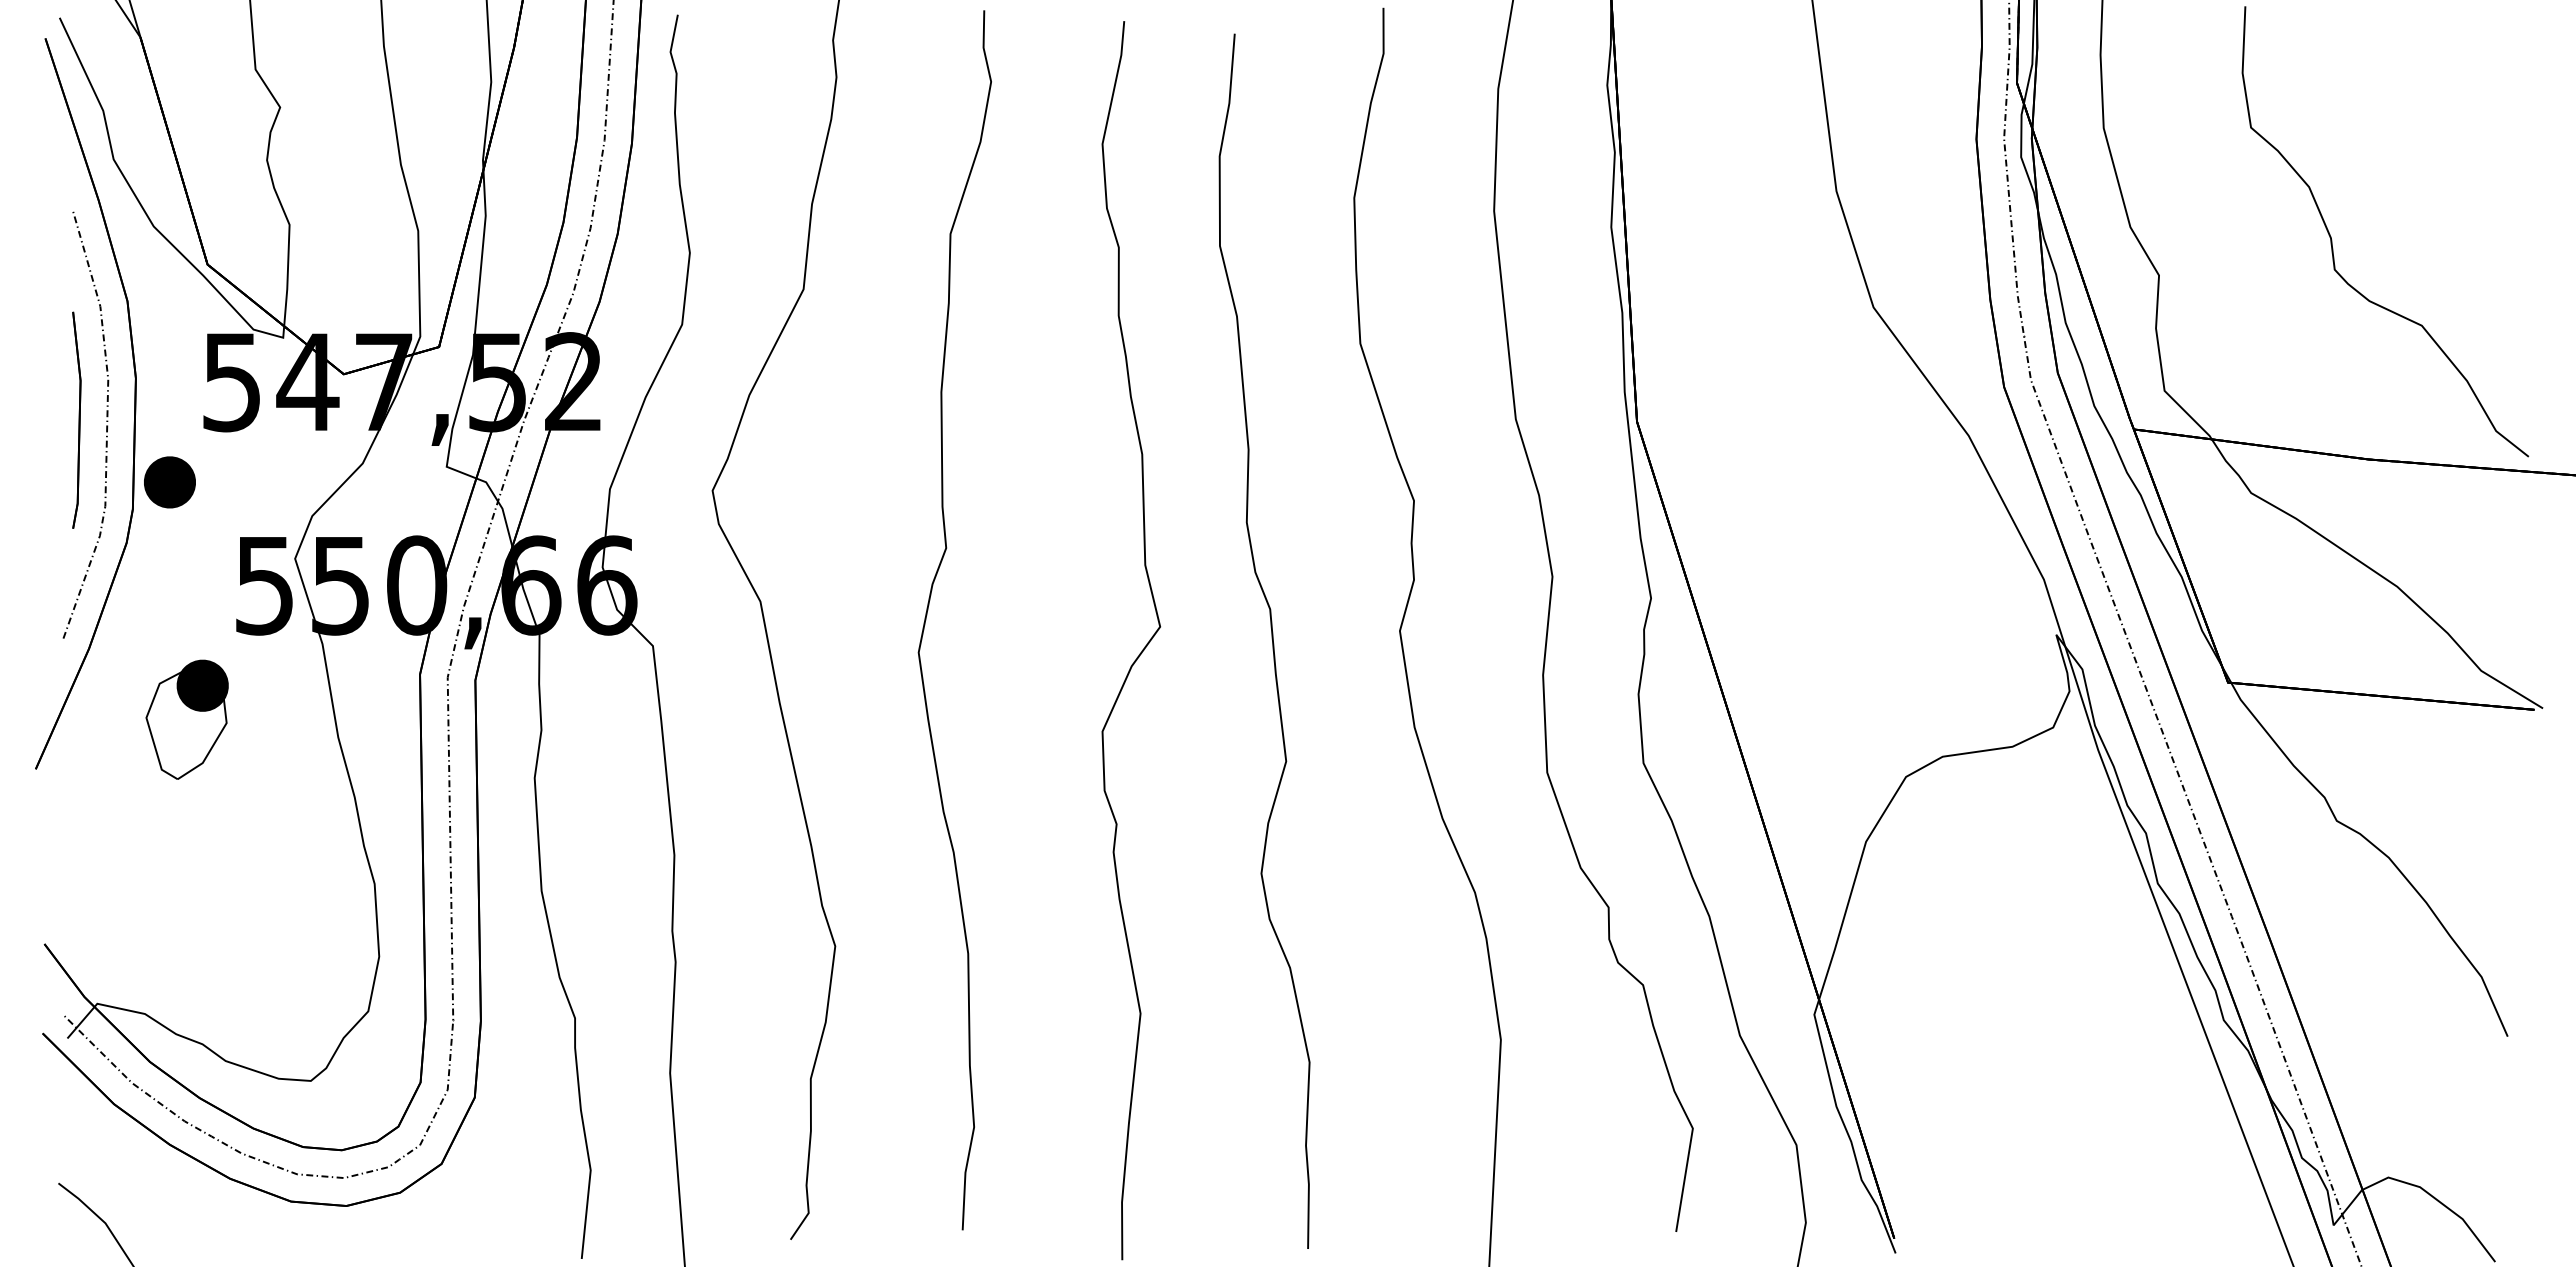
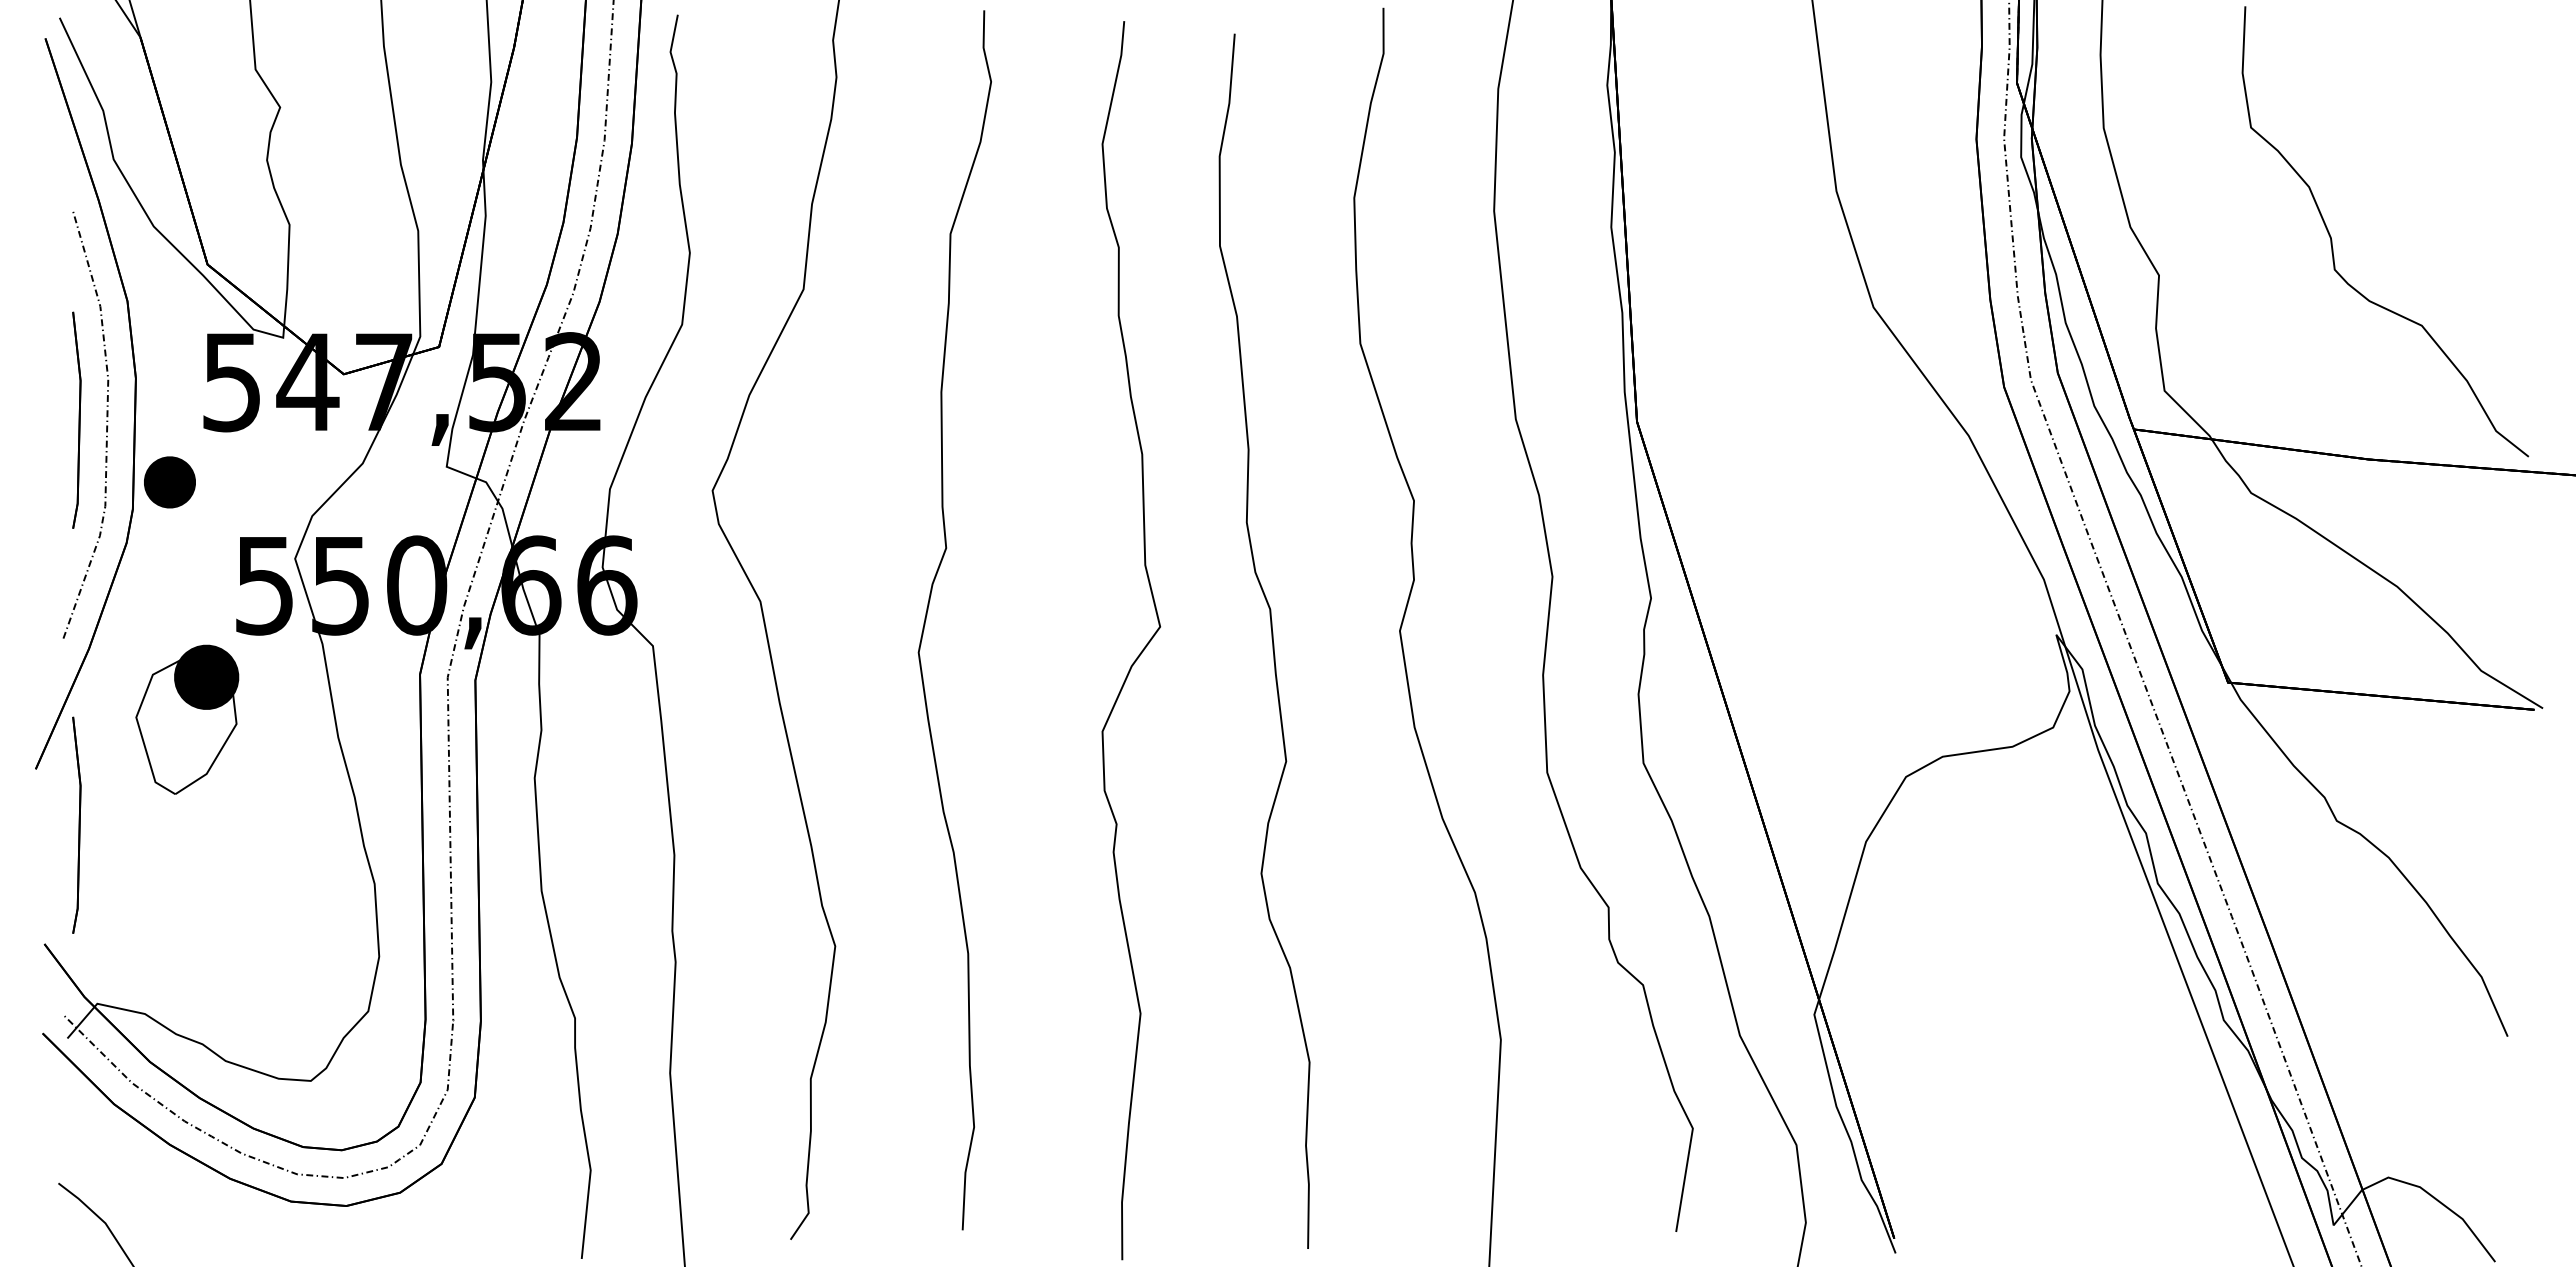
part size: 84x121 px -> 105x151 px (187, 719)
part: none -> present (76, 824)
